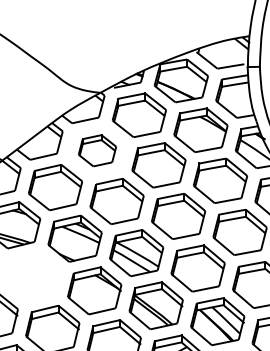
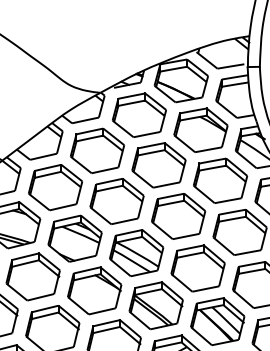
part size: 39x34 px -> 55x47 px (97, 150)
part: none -> present (32, 276)
